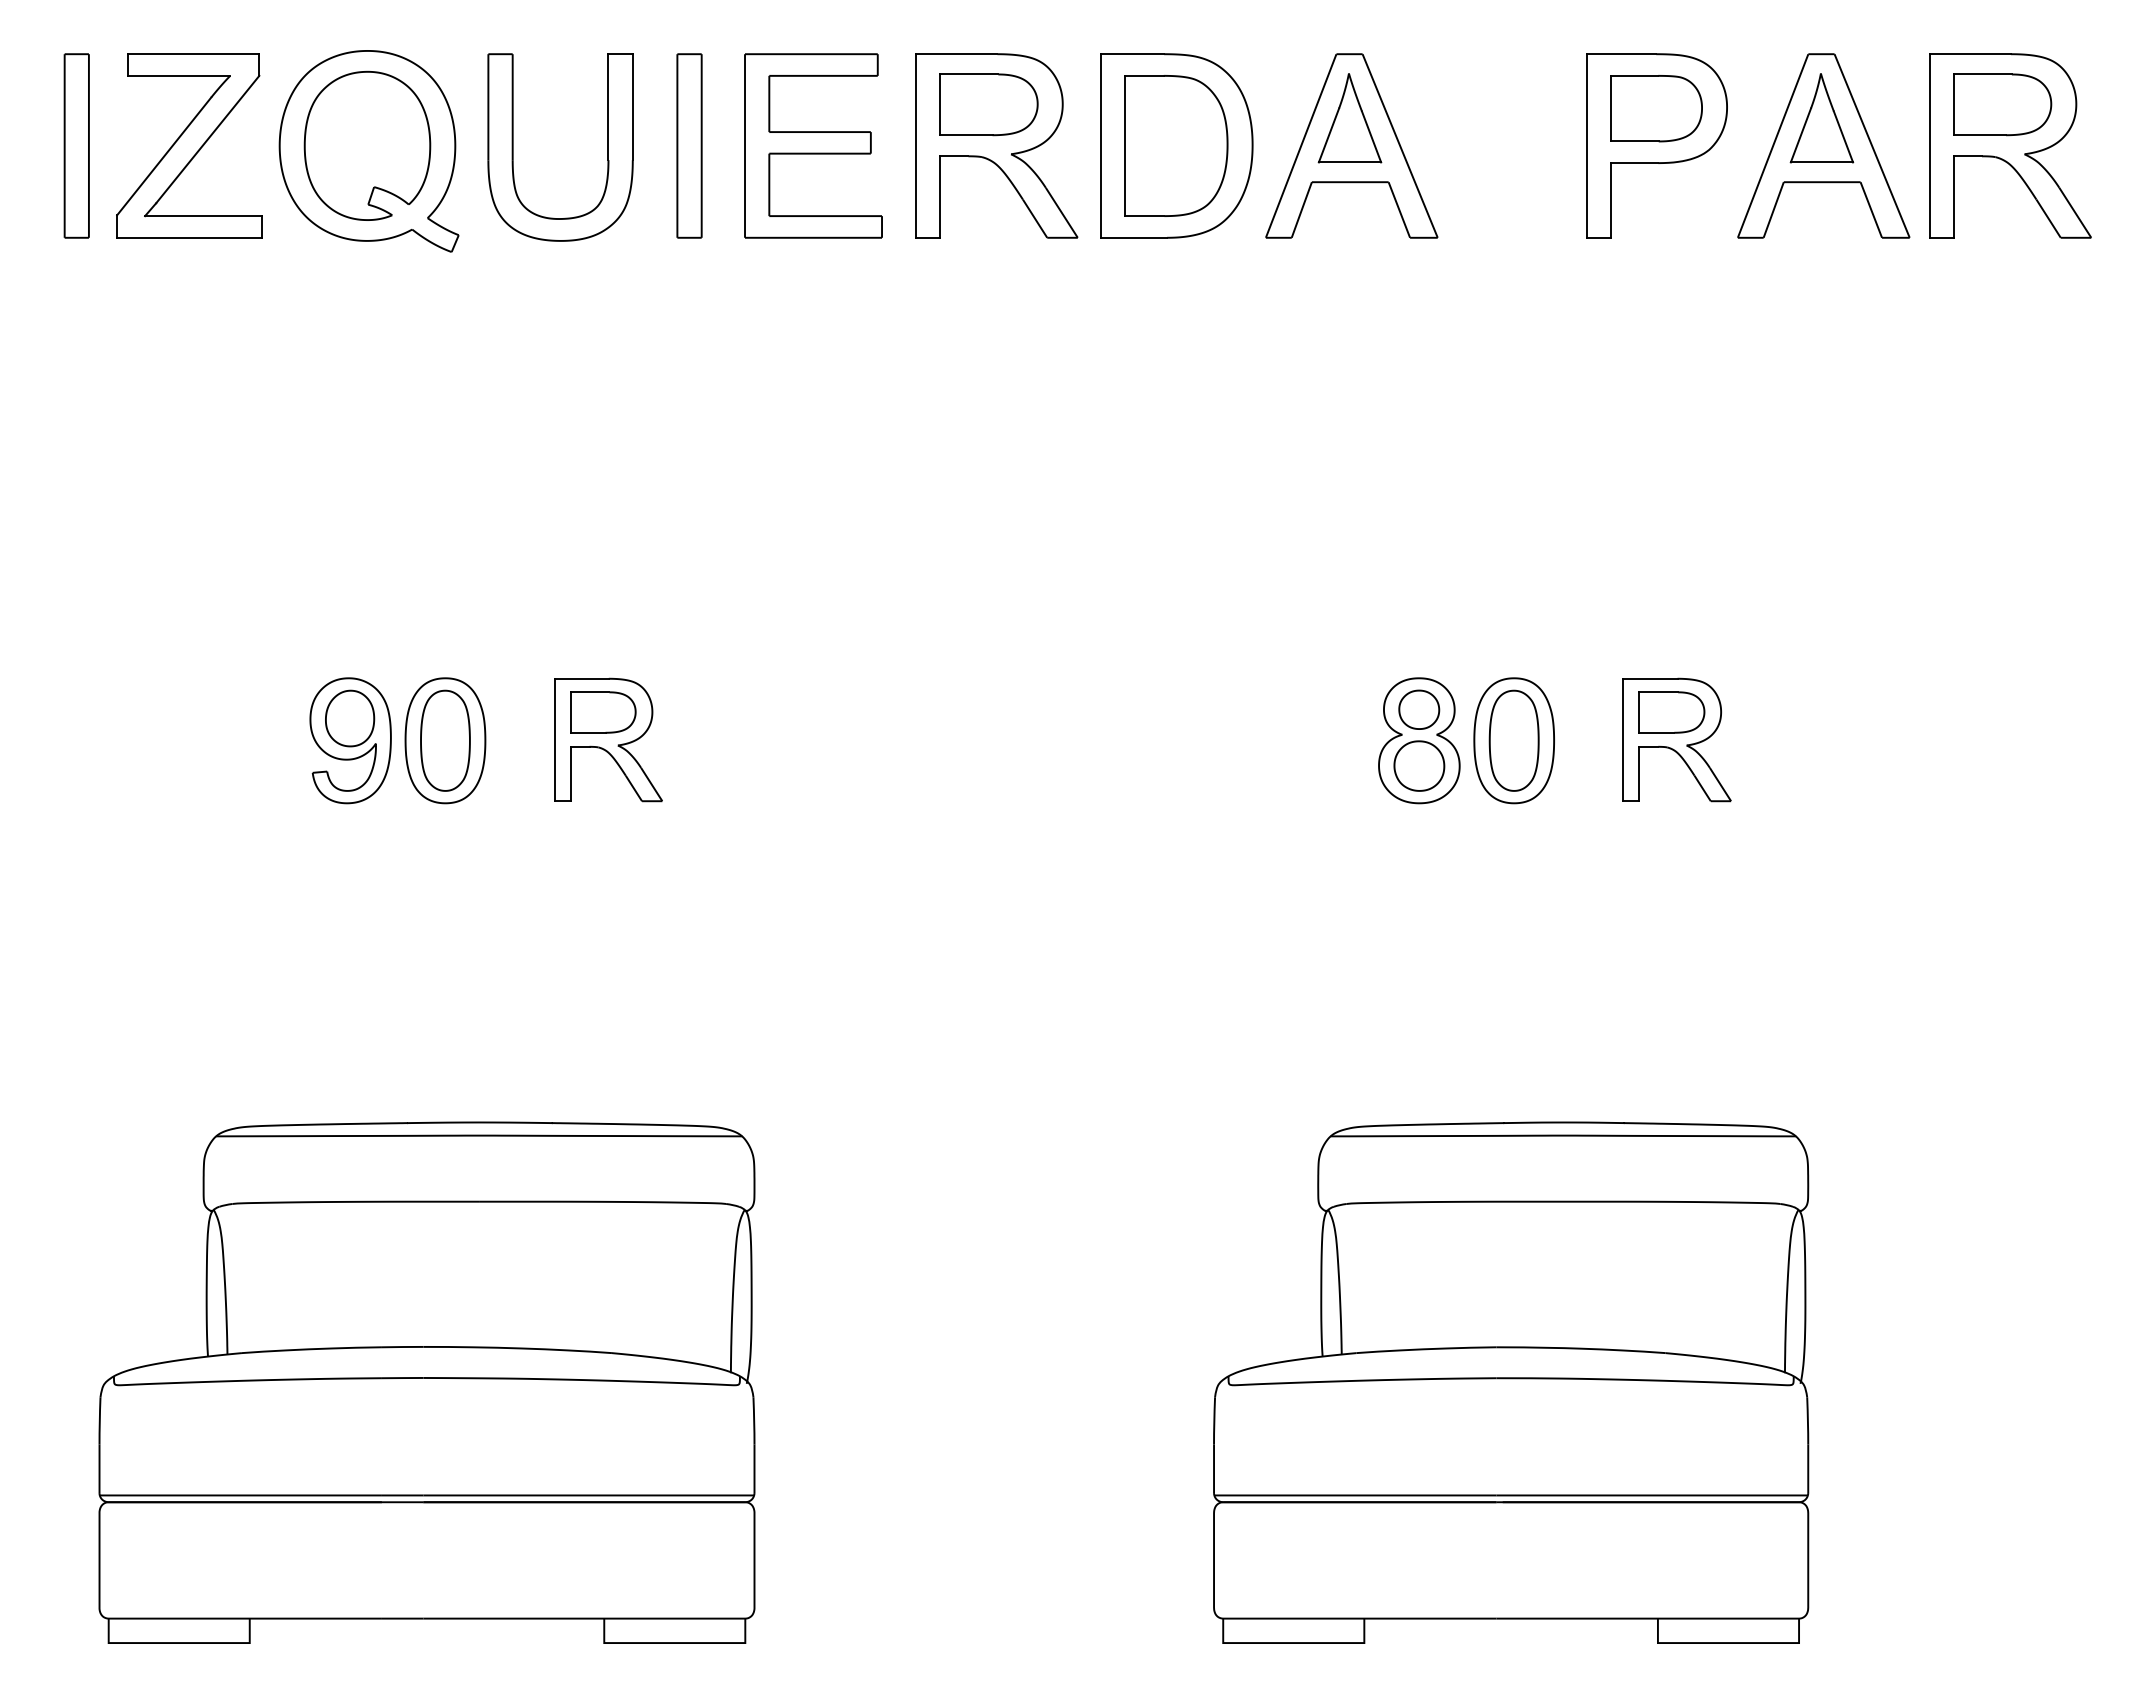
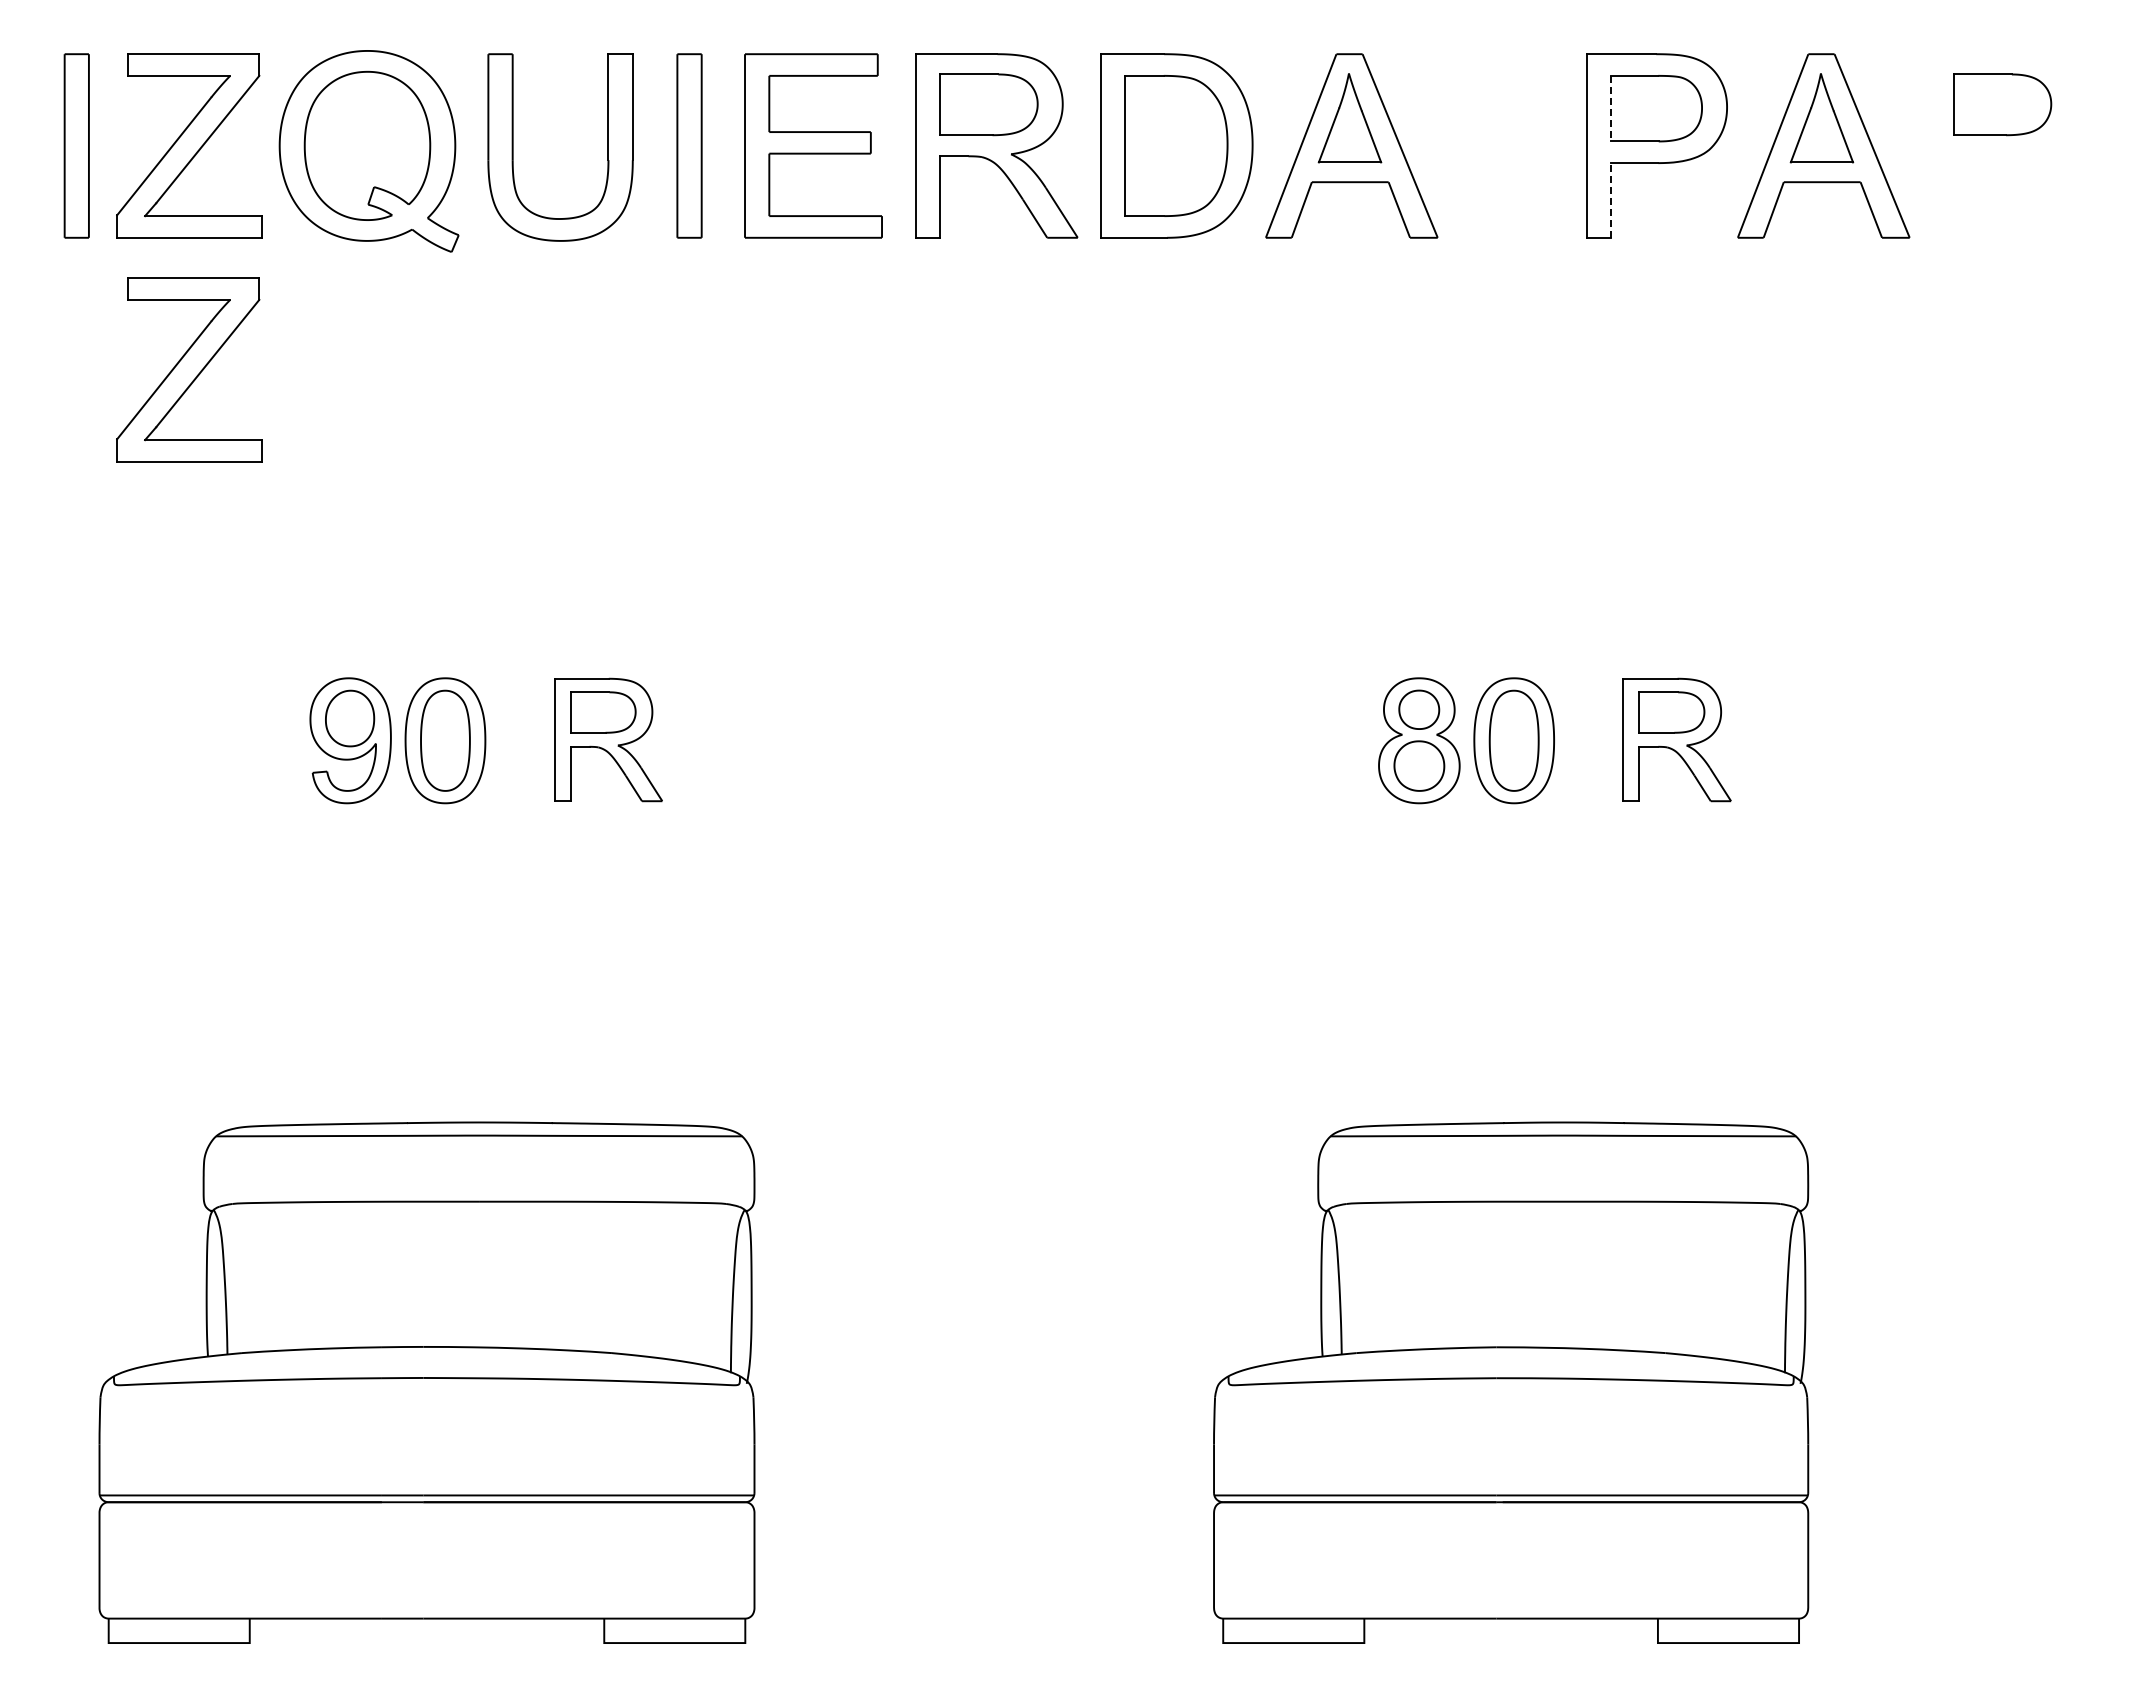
line: solid -> dashed (1611, 108)
part: present -> none (2010, 145)
line: solid -> dashed (1611, 199)
part: none -> present (189, 369)
